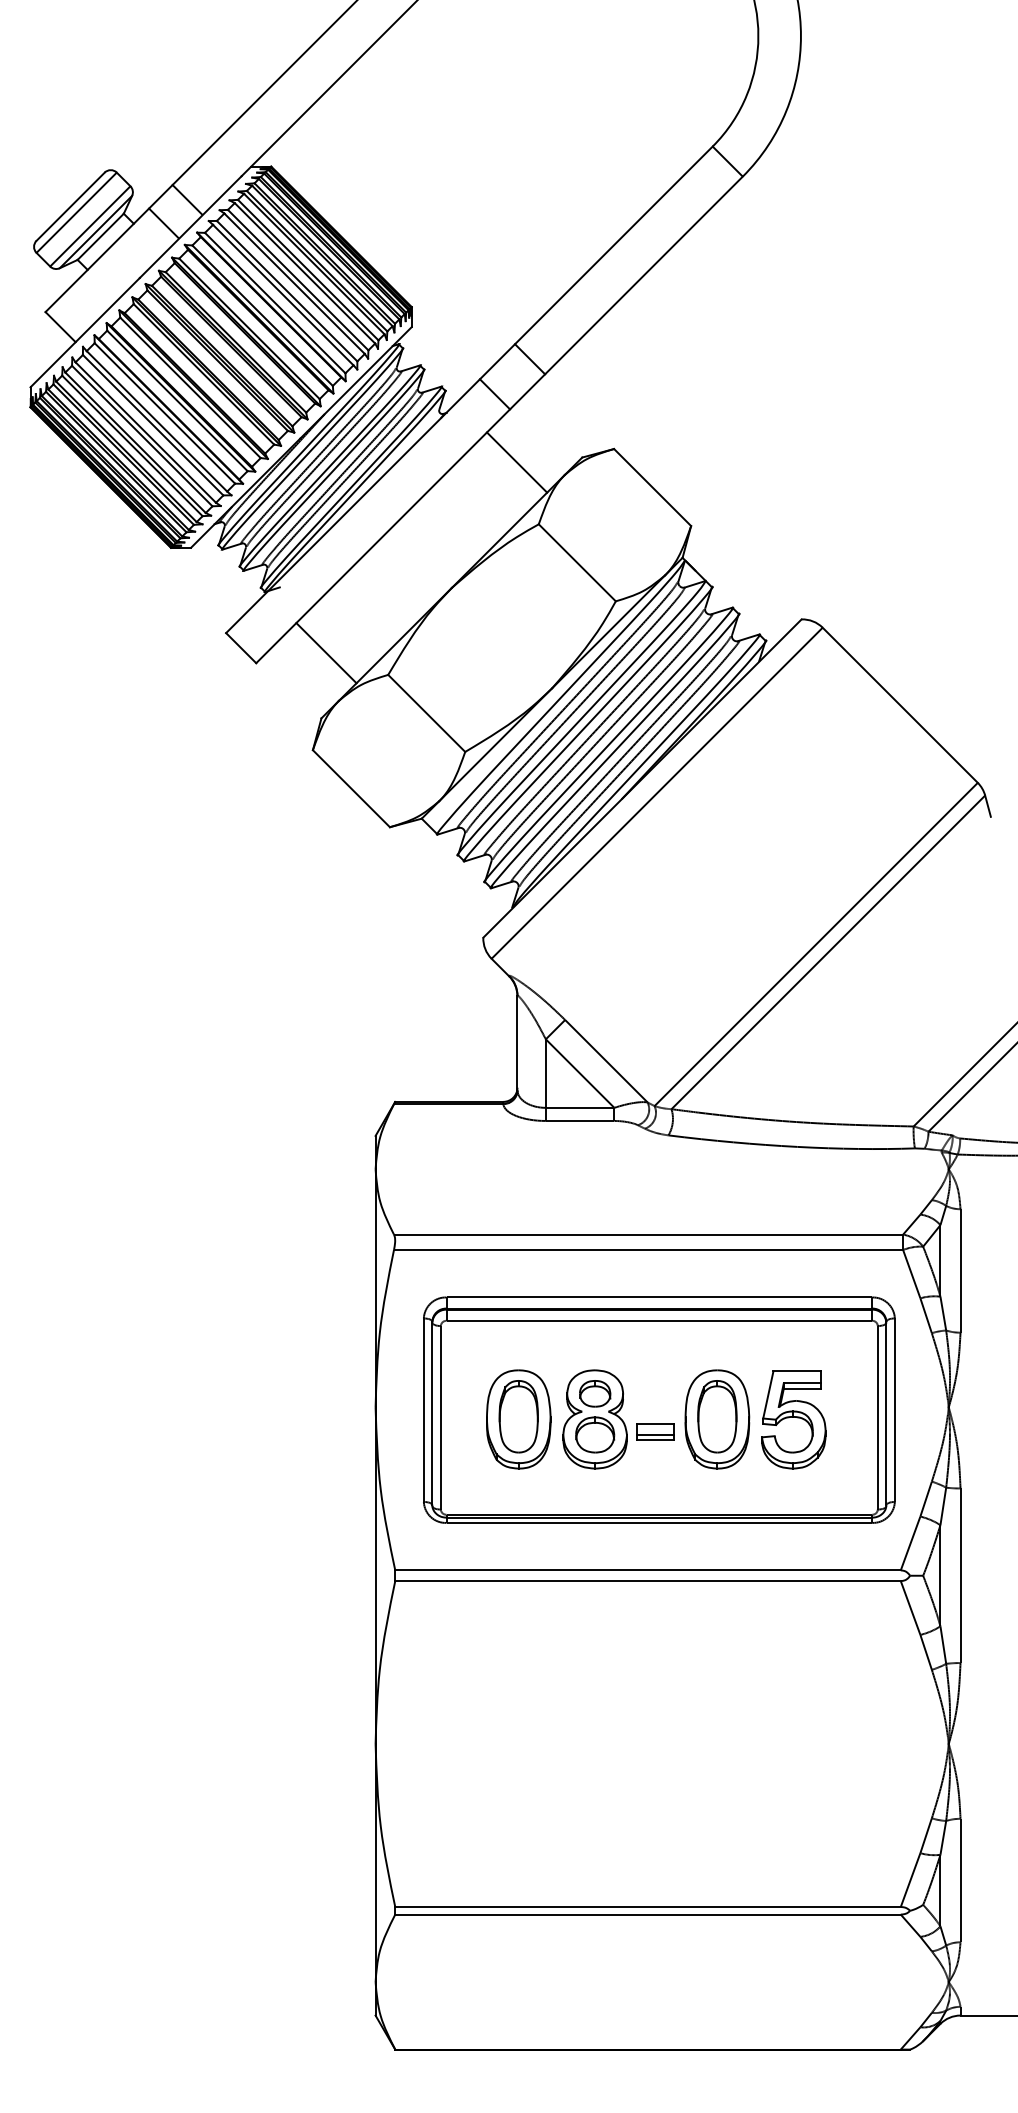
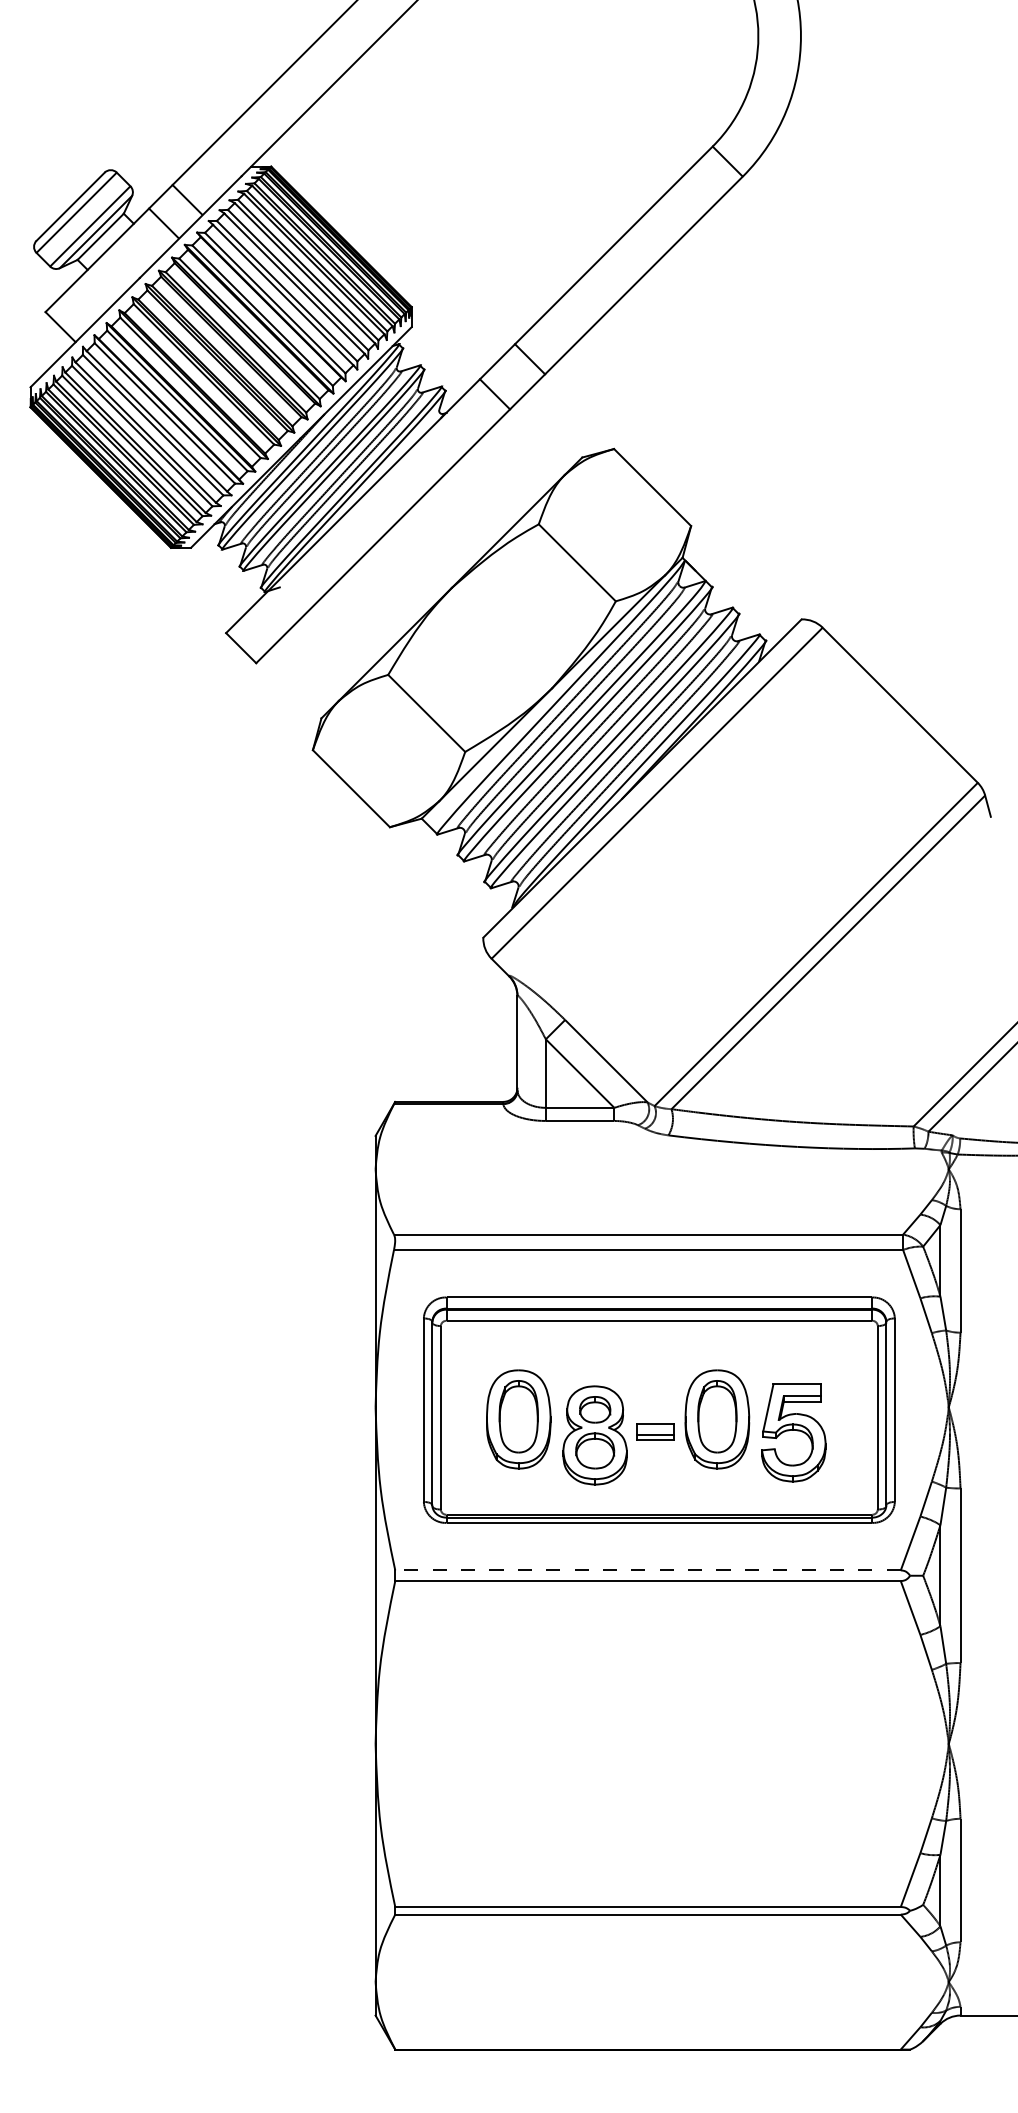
line: present -> none (516, 462)
line: present -> none (326, 653)
part position: (594, 1419) -> (594, 1435) (594, 1435)
part position: (793, 1419) -> (793, 1432) (793, 1432)
line: solid -> dashed (648, 1570)
